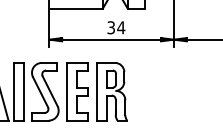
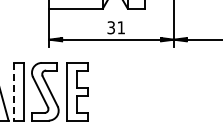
text: 34 -> 31 (121, 27)
line: solid -> dashed (13, 91)
part: present -> none (111, 91)
